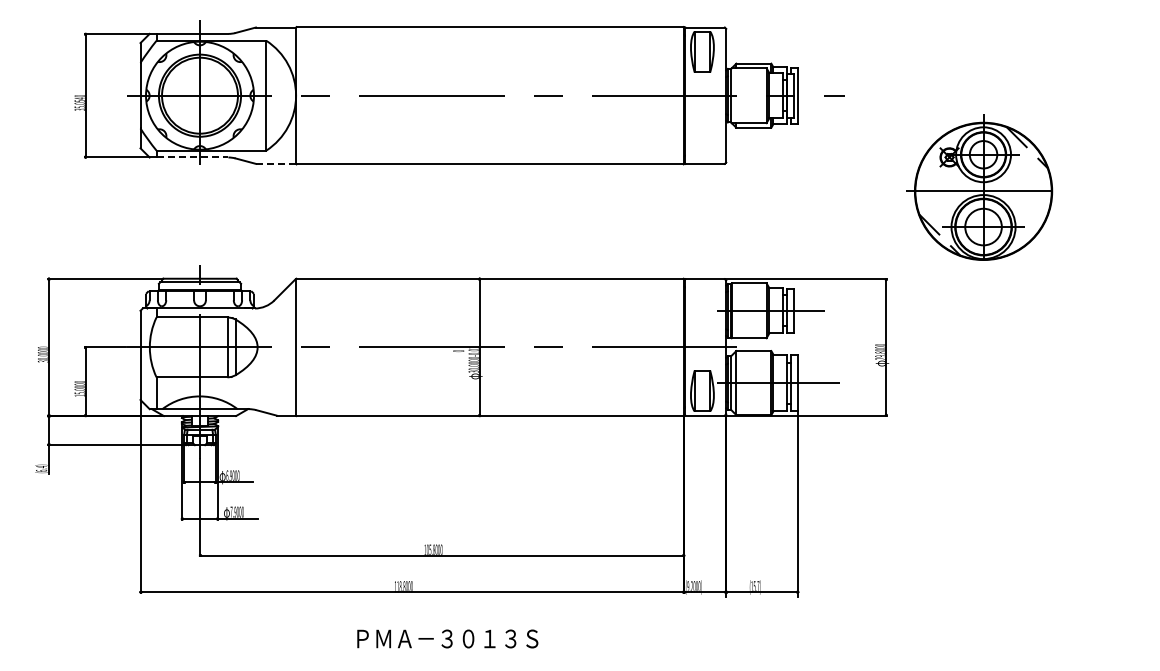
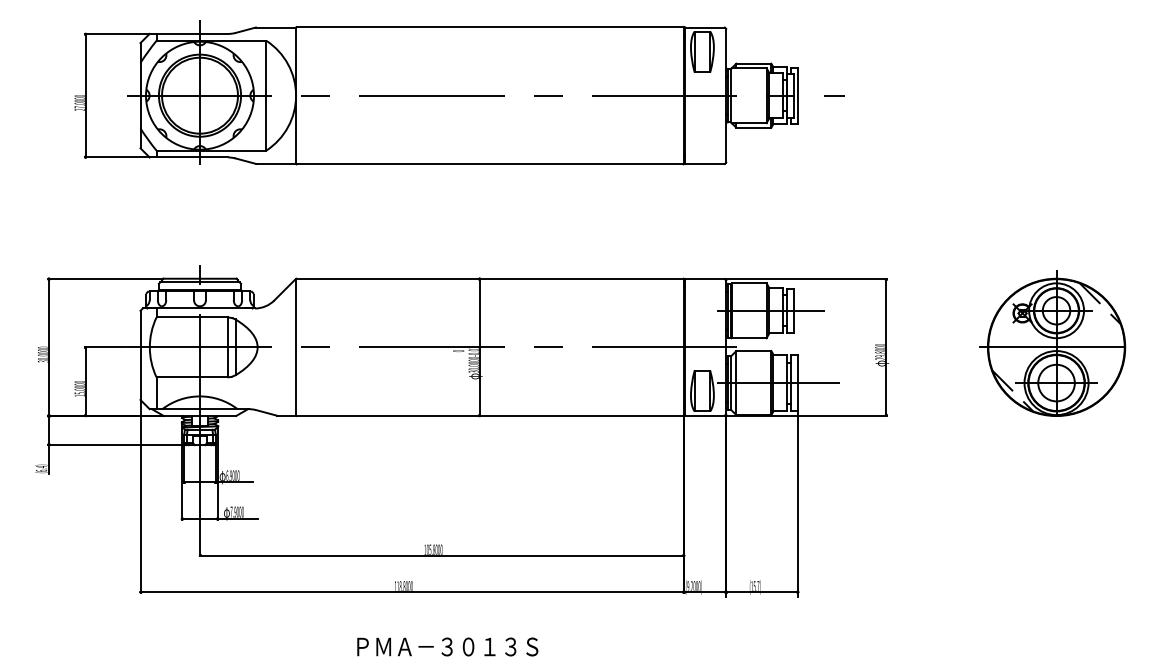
text: 35.0540 -> 27.0000 (79, 103)
line: dashed -> solid (192, 157)
line: dashed -> solid (275, 163)
part position: (979, 187) -> (1052, 343) (1052, 343)
text position: (447, 638) -> (447, 646) (447, 646)
